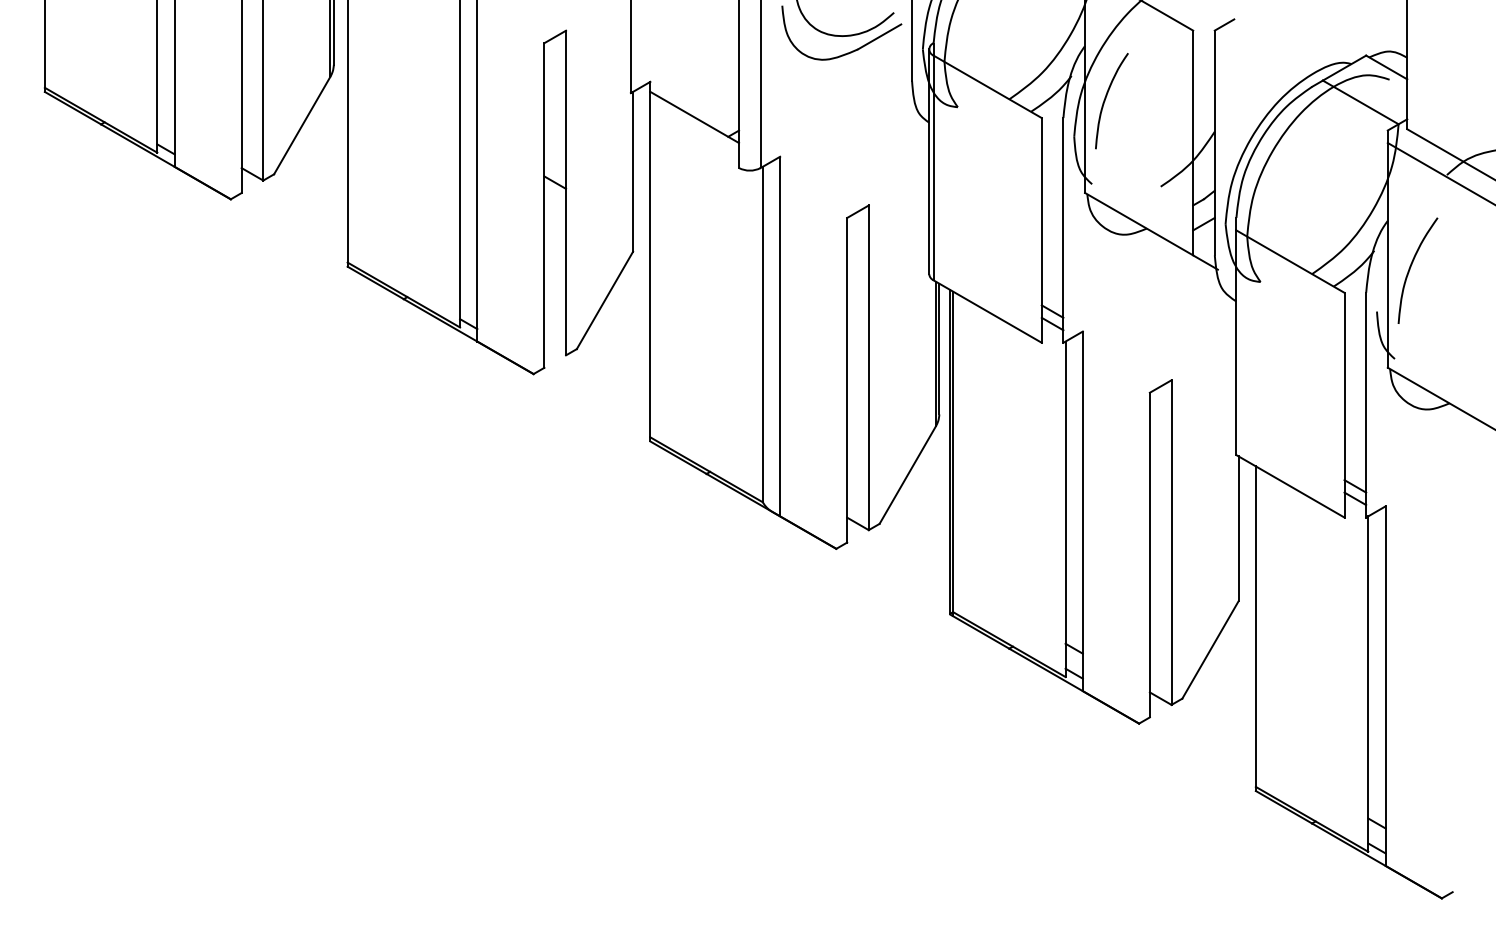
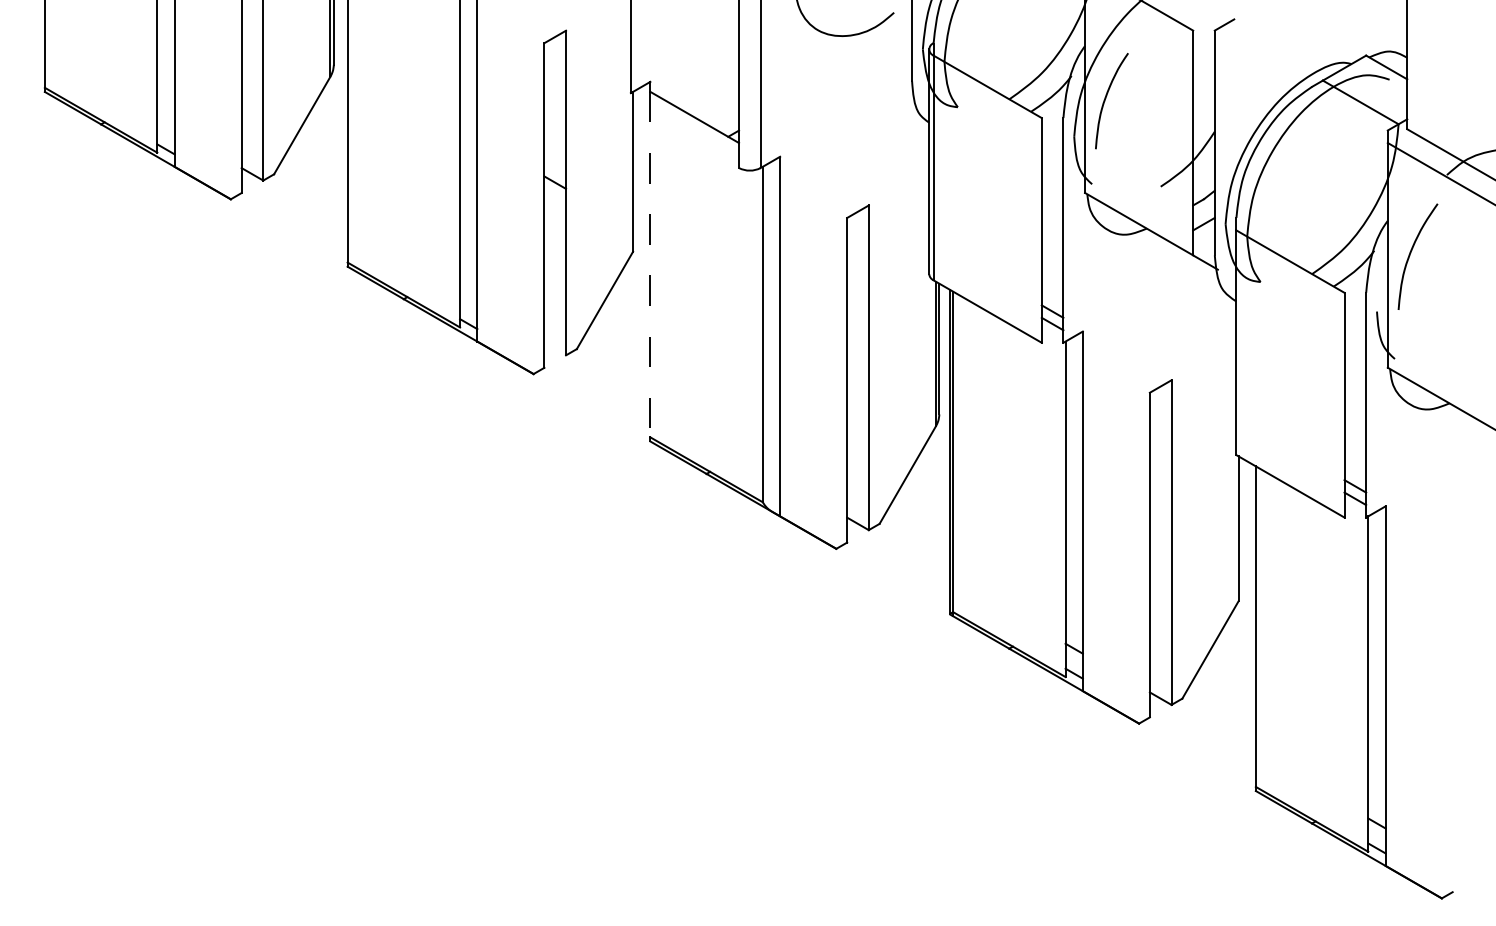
part: present -> none (847, 52)
line: solid -> dashed (650, 264)
curve position: (1411, 267) -> (1411, 253) (1411, 253)
